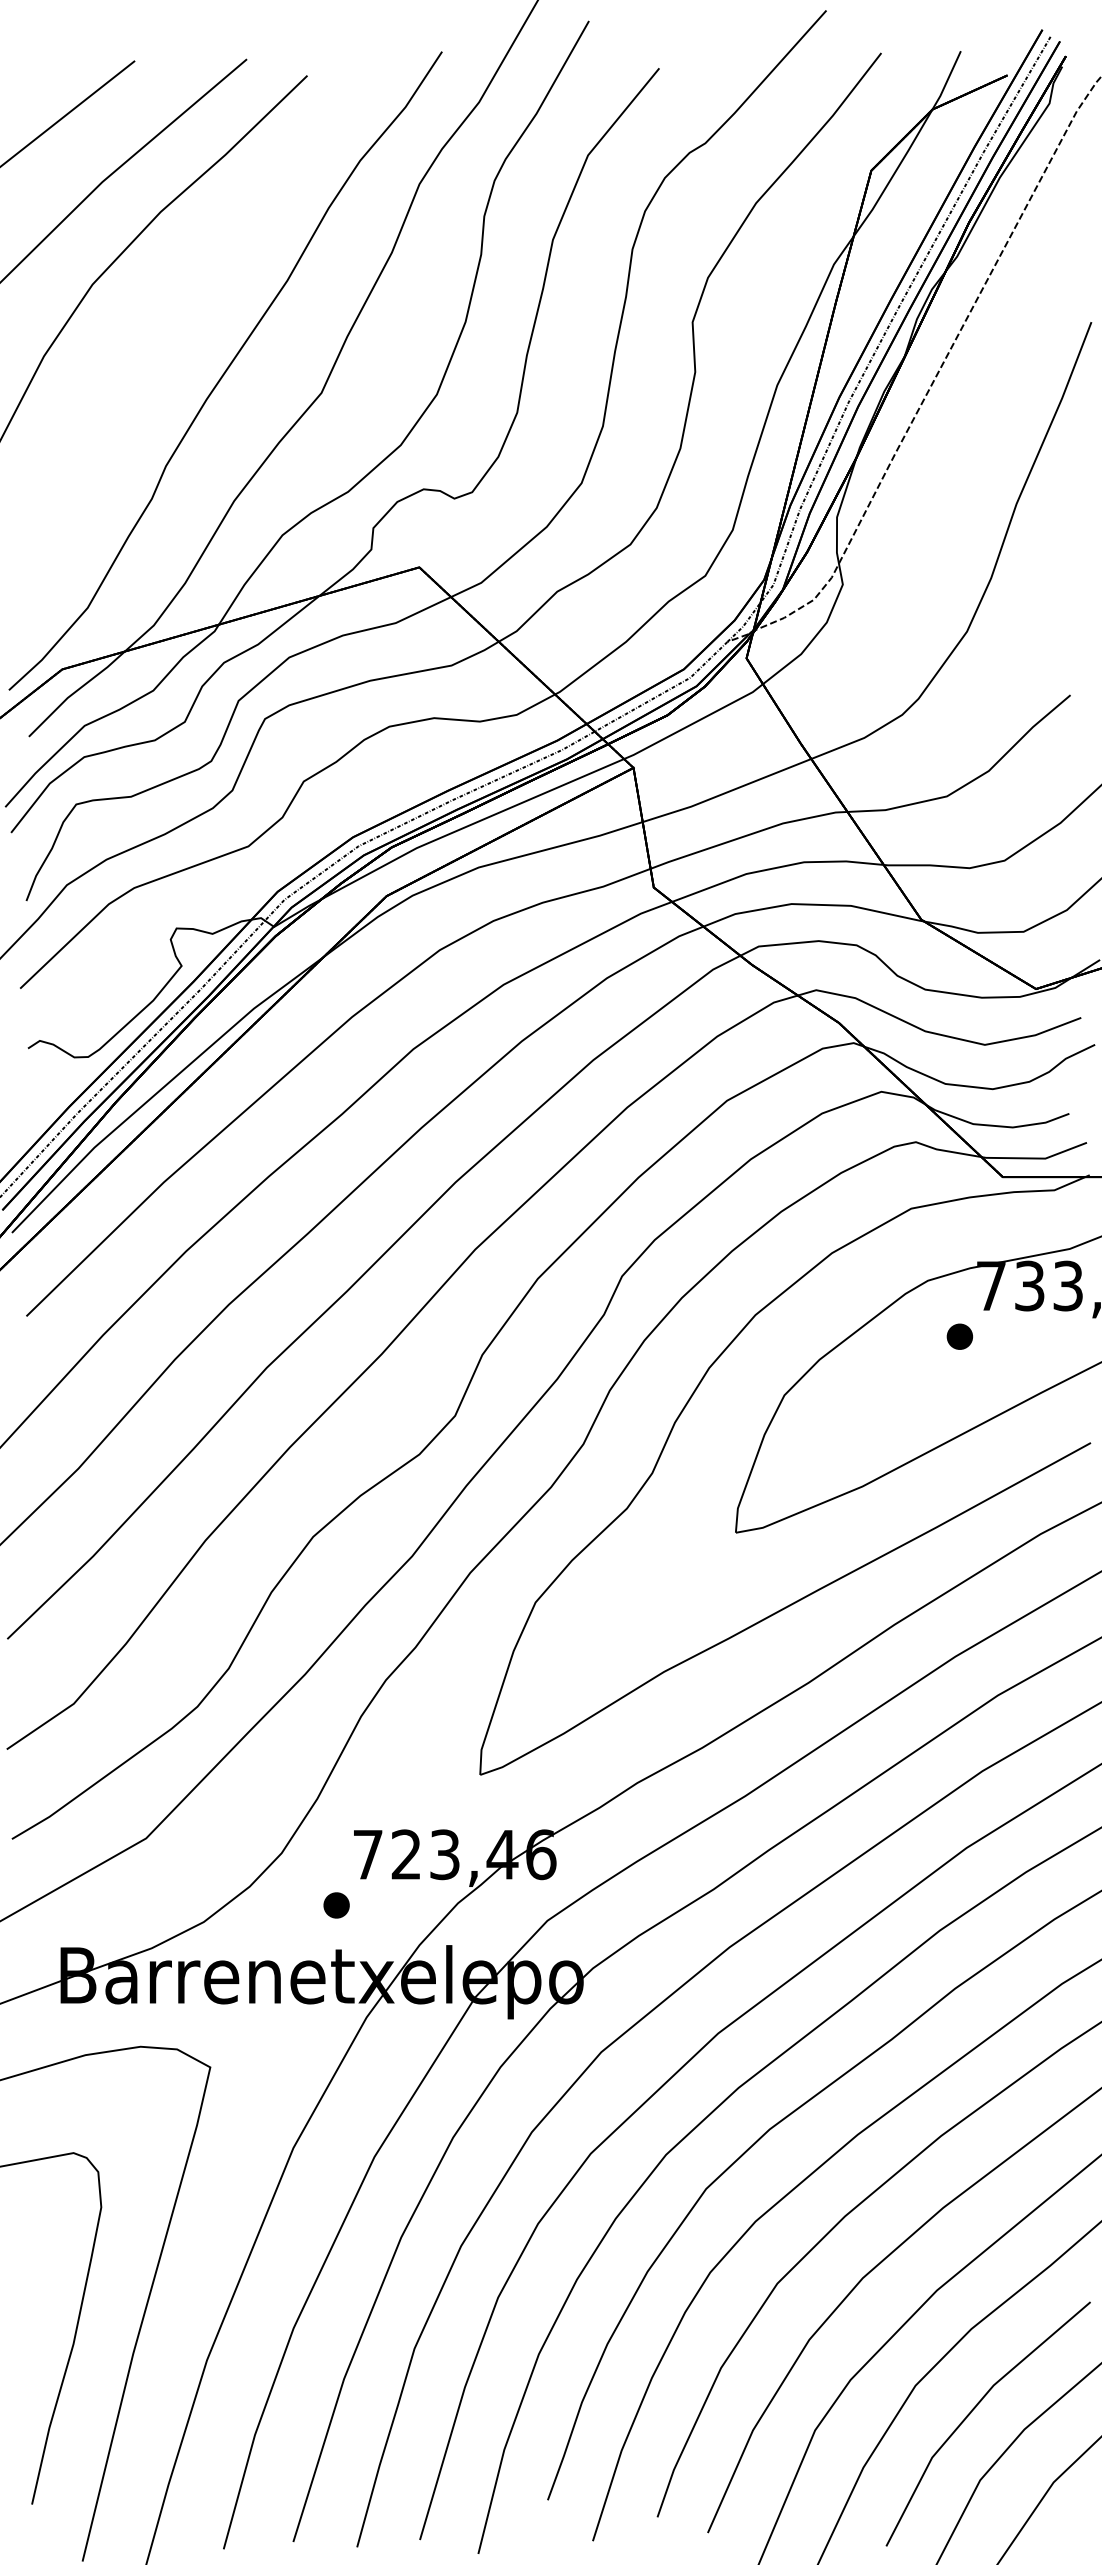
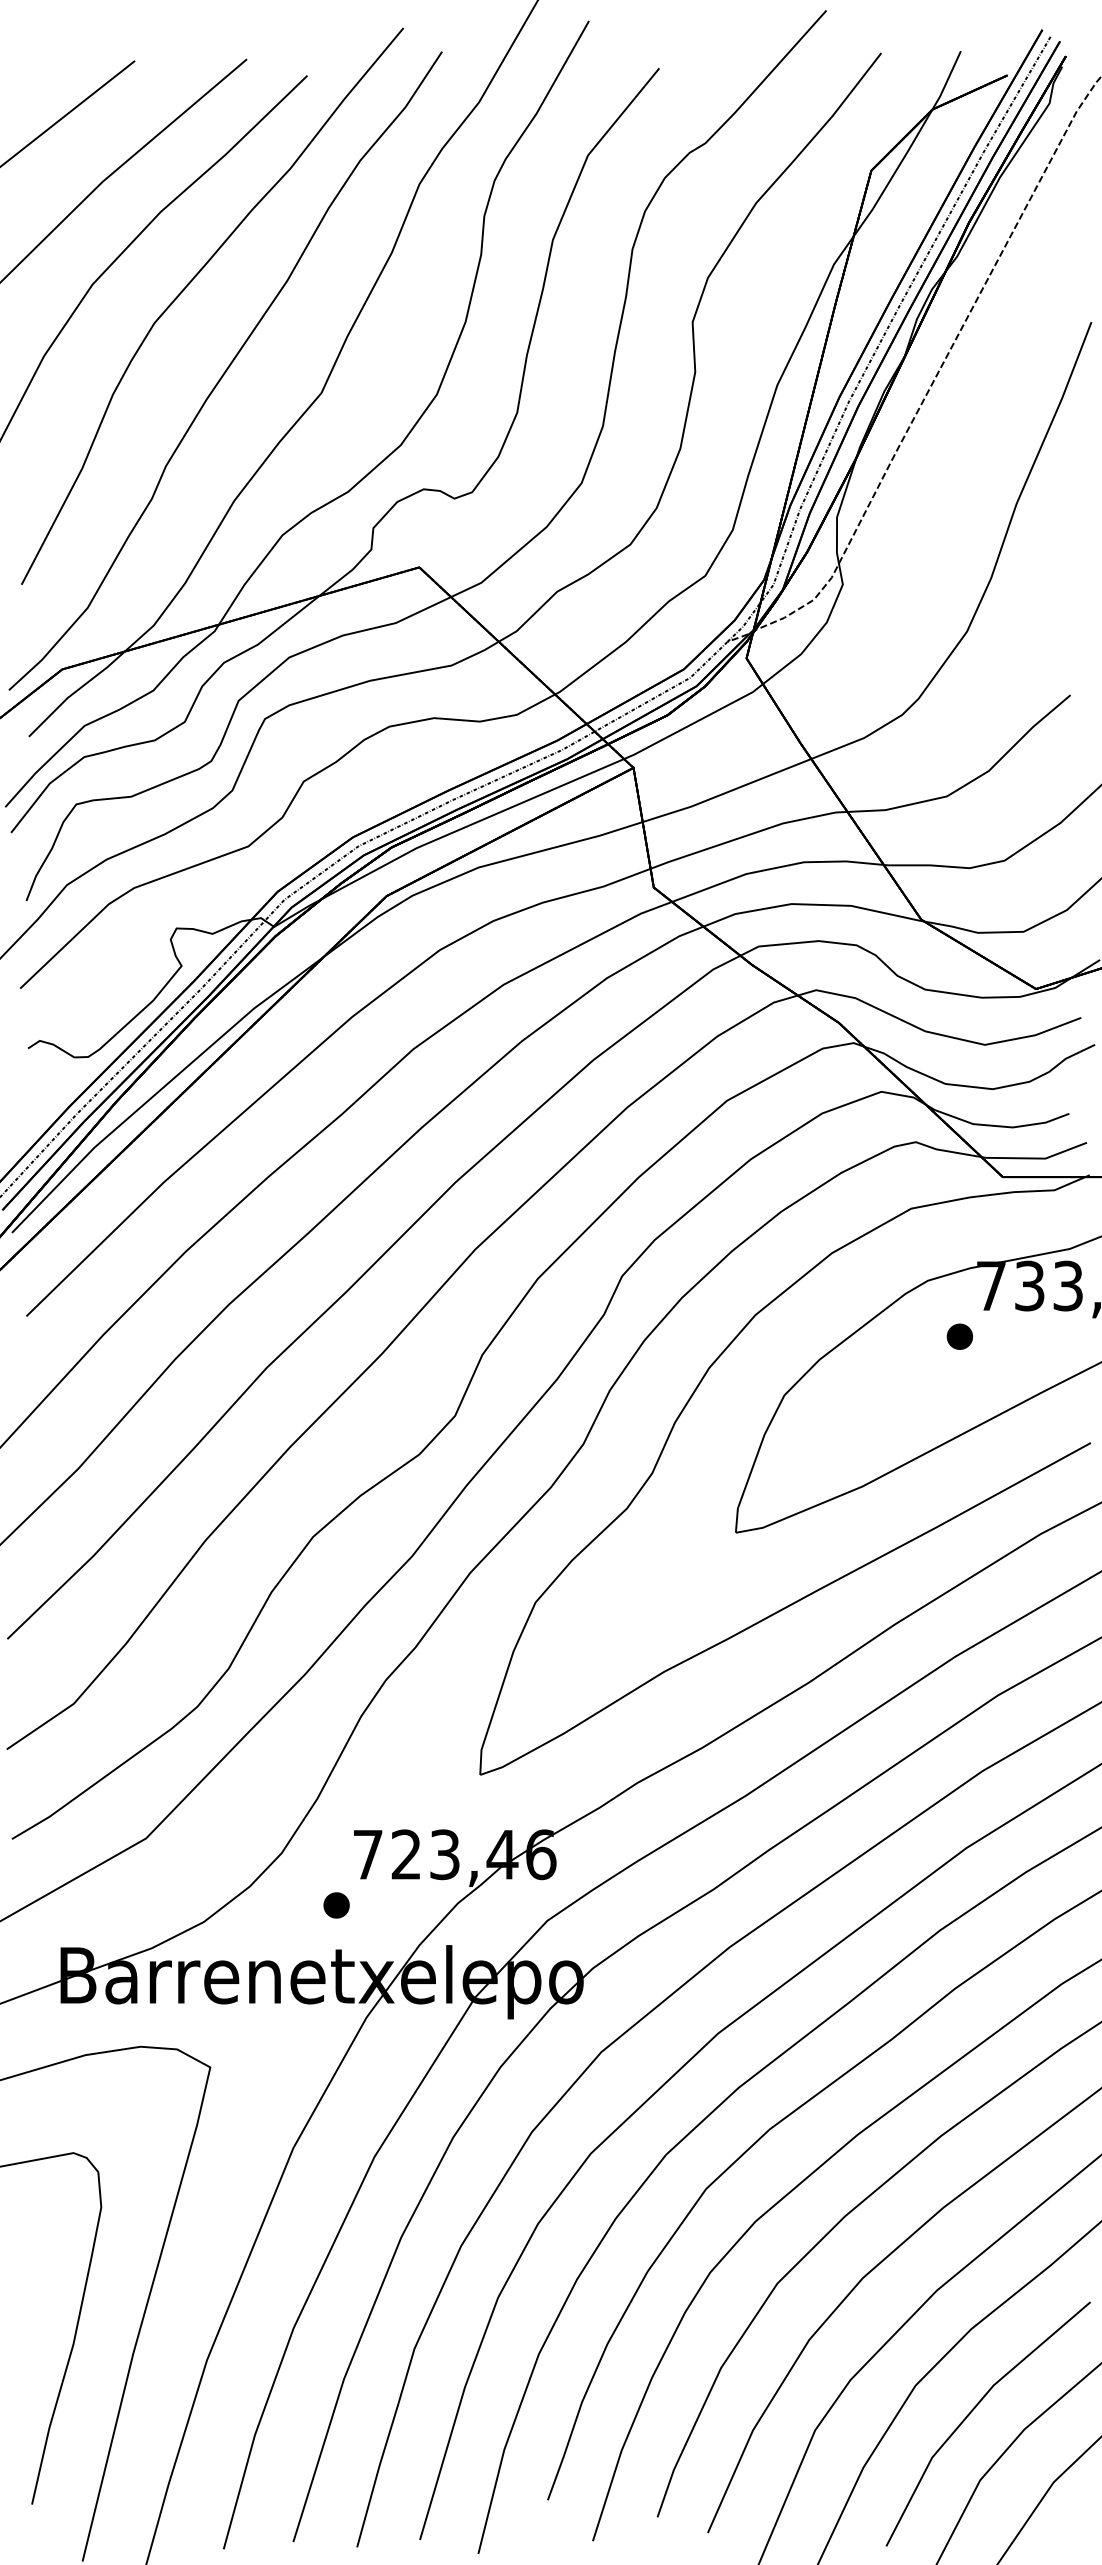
curve: none -> present (190, 283)
